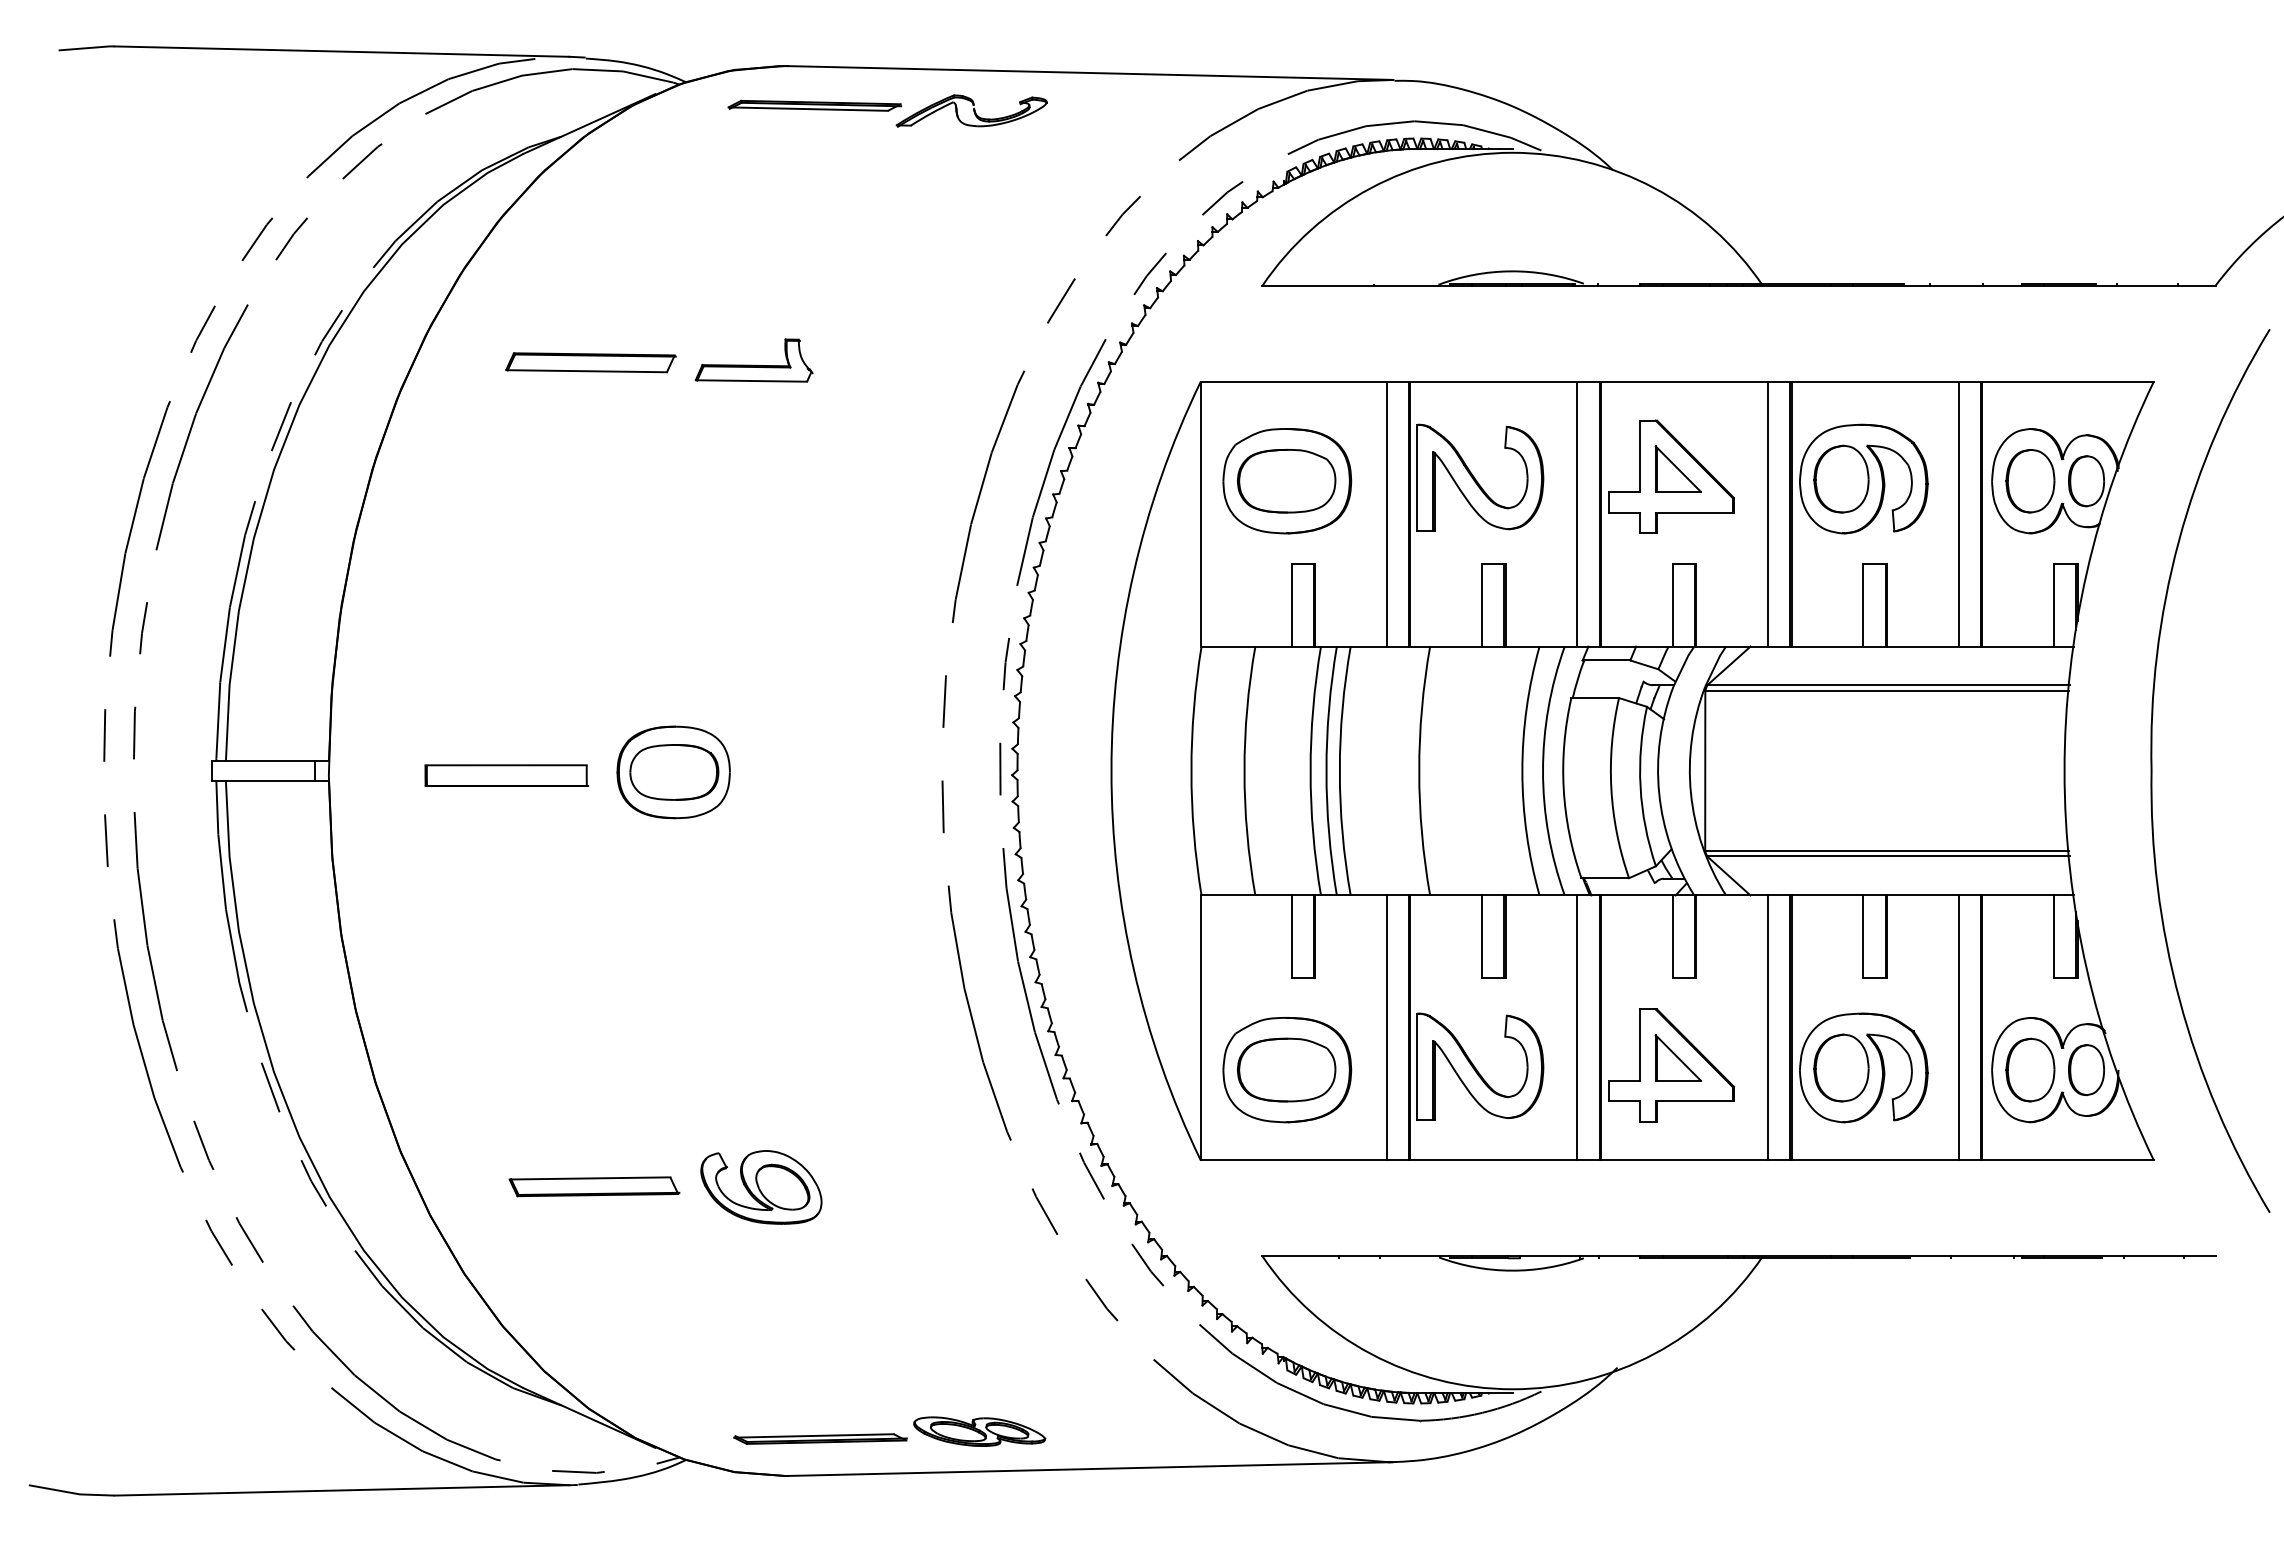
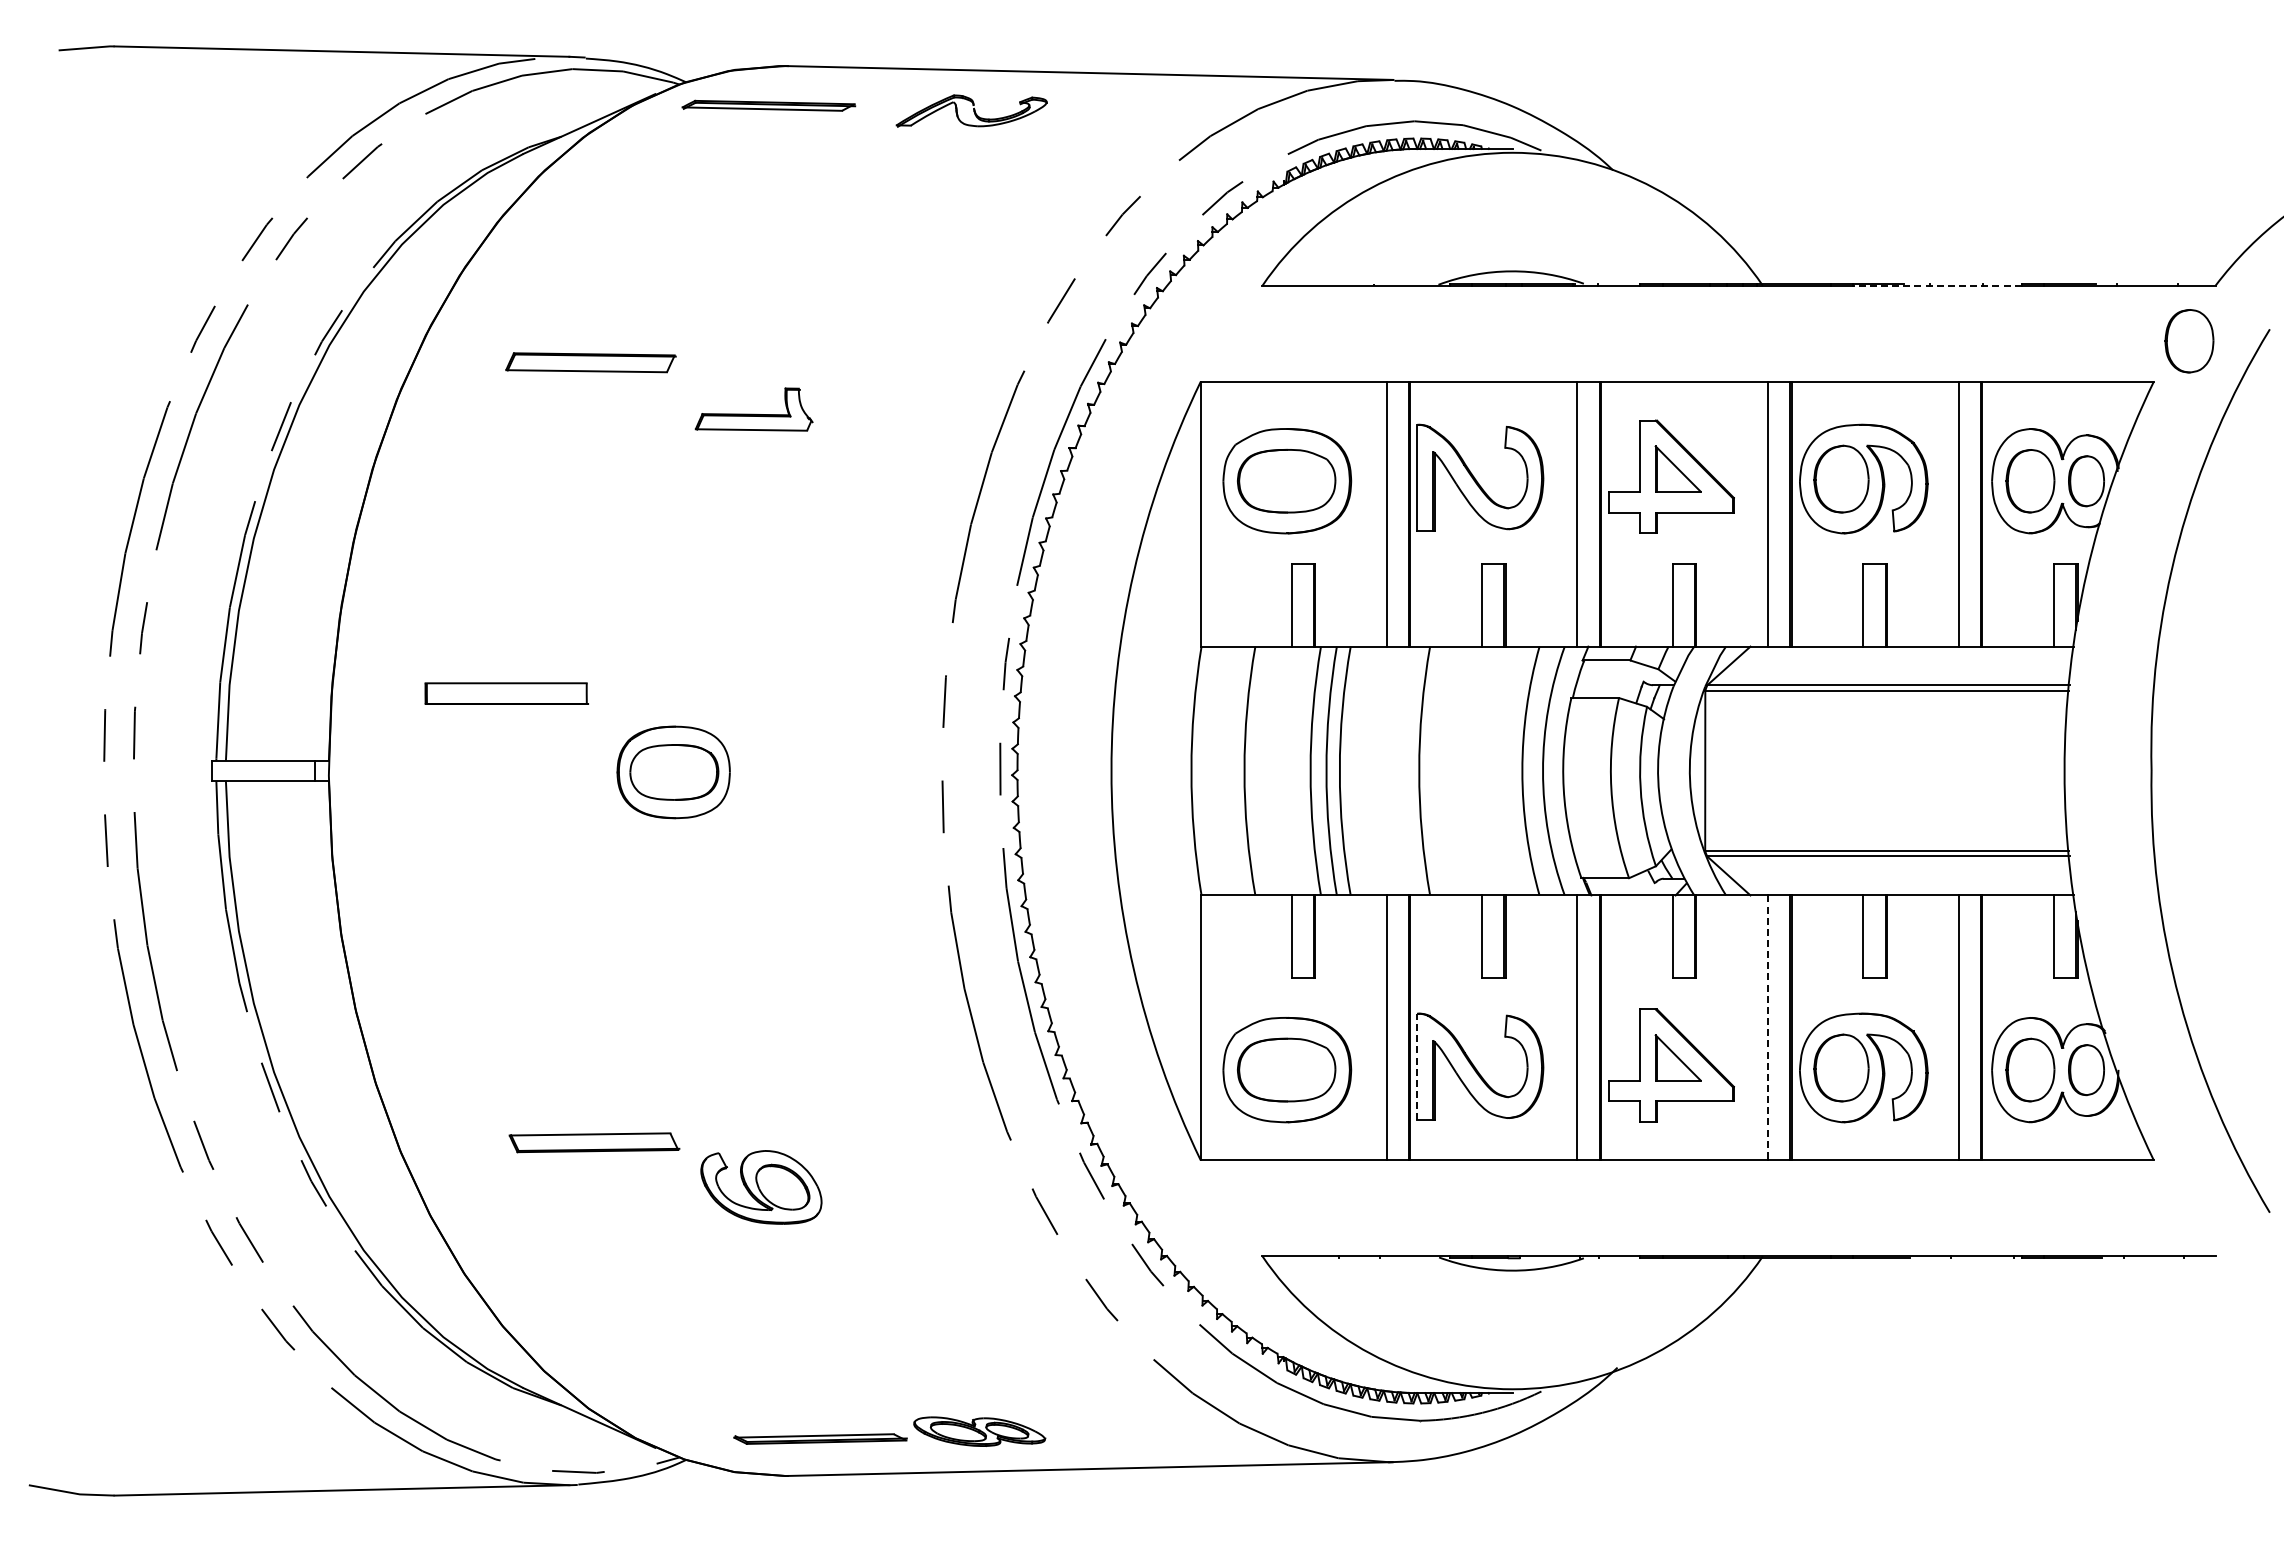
part position: (814, 105) -> (768, 105) (768, 105)
line: solid -> dashed (1937, 285)
part: none -> present (2189, 341)
part position: (753, 360) -> (753, 409) (753, 409)
part position: (506, 775) -> (506, 693) (506, 693)
line: solid -> dashed (1768, 1028)
line: solid -> dashed (1417, 1066)
part position: (594, 1186) -> (594, 1142) (594, 1142)
